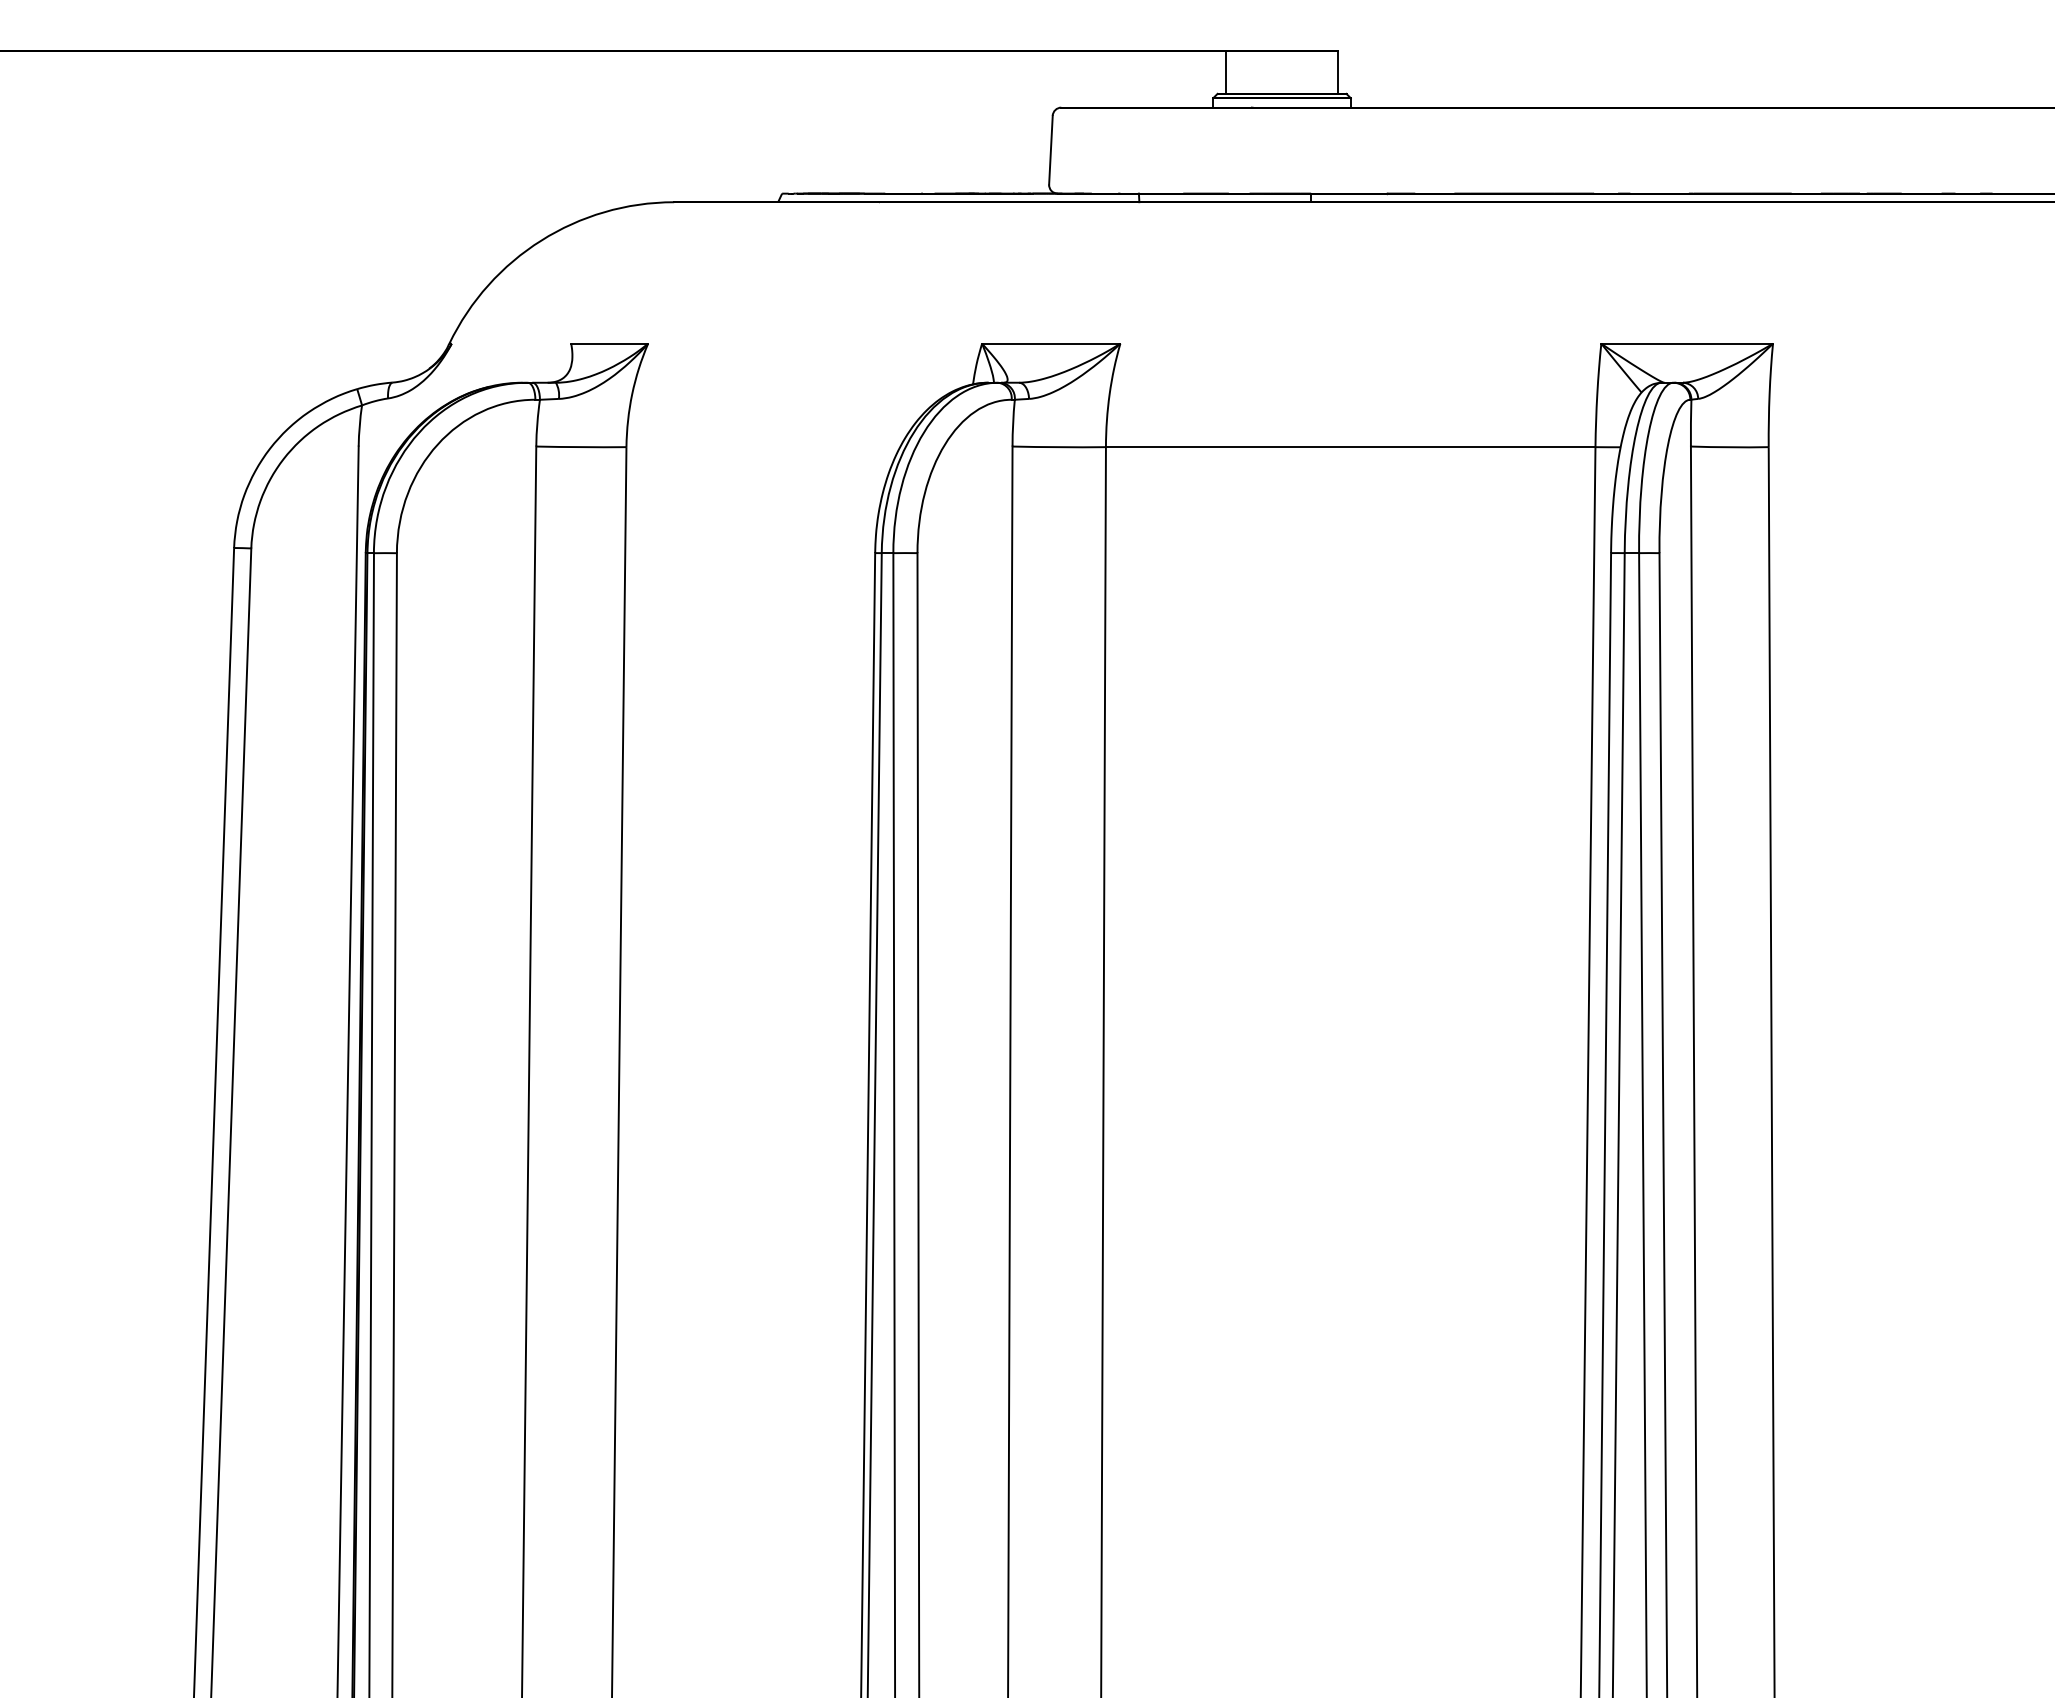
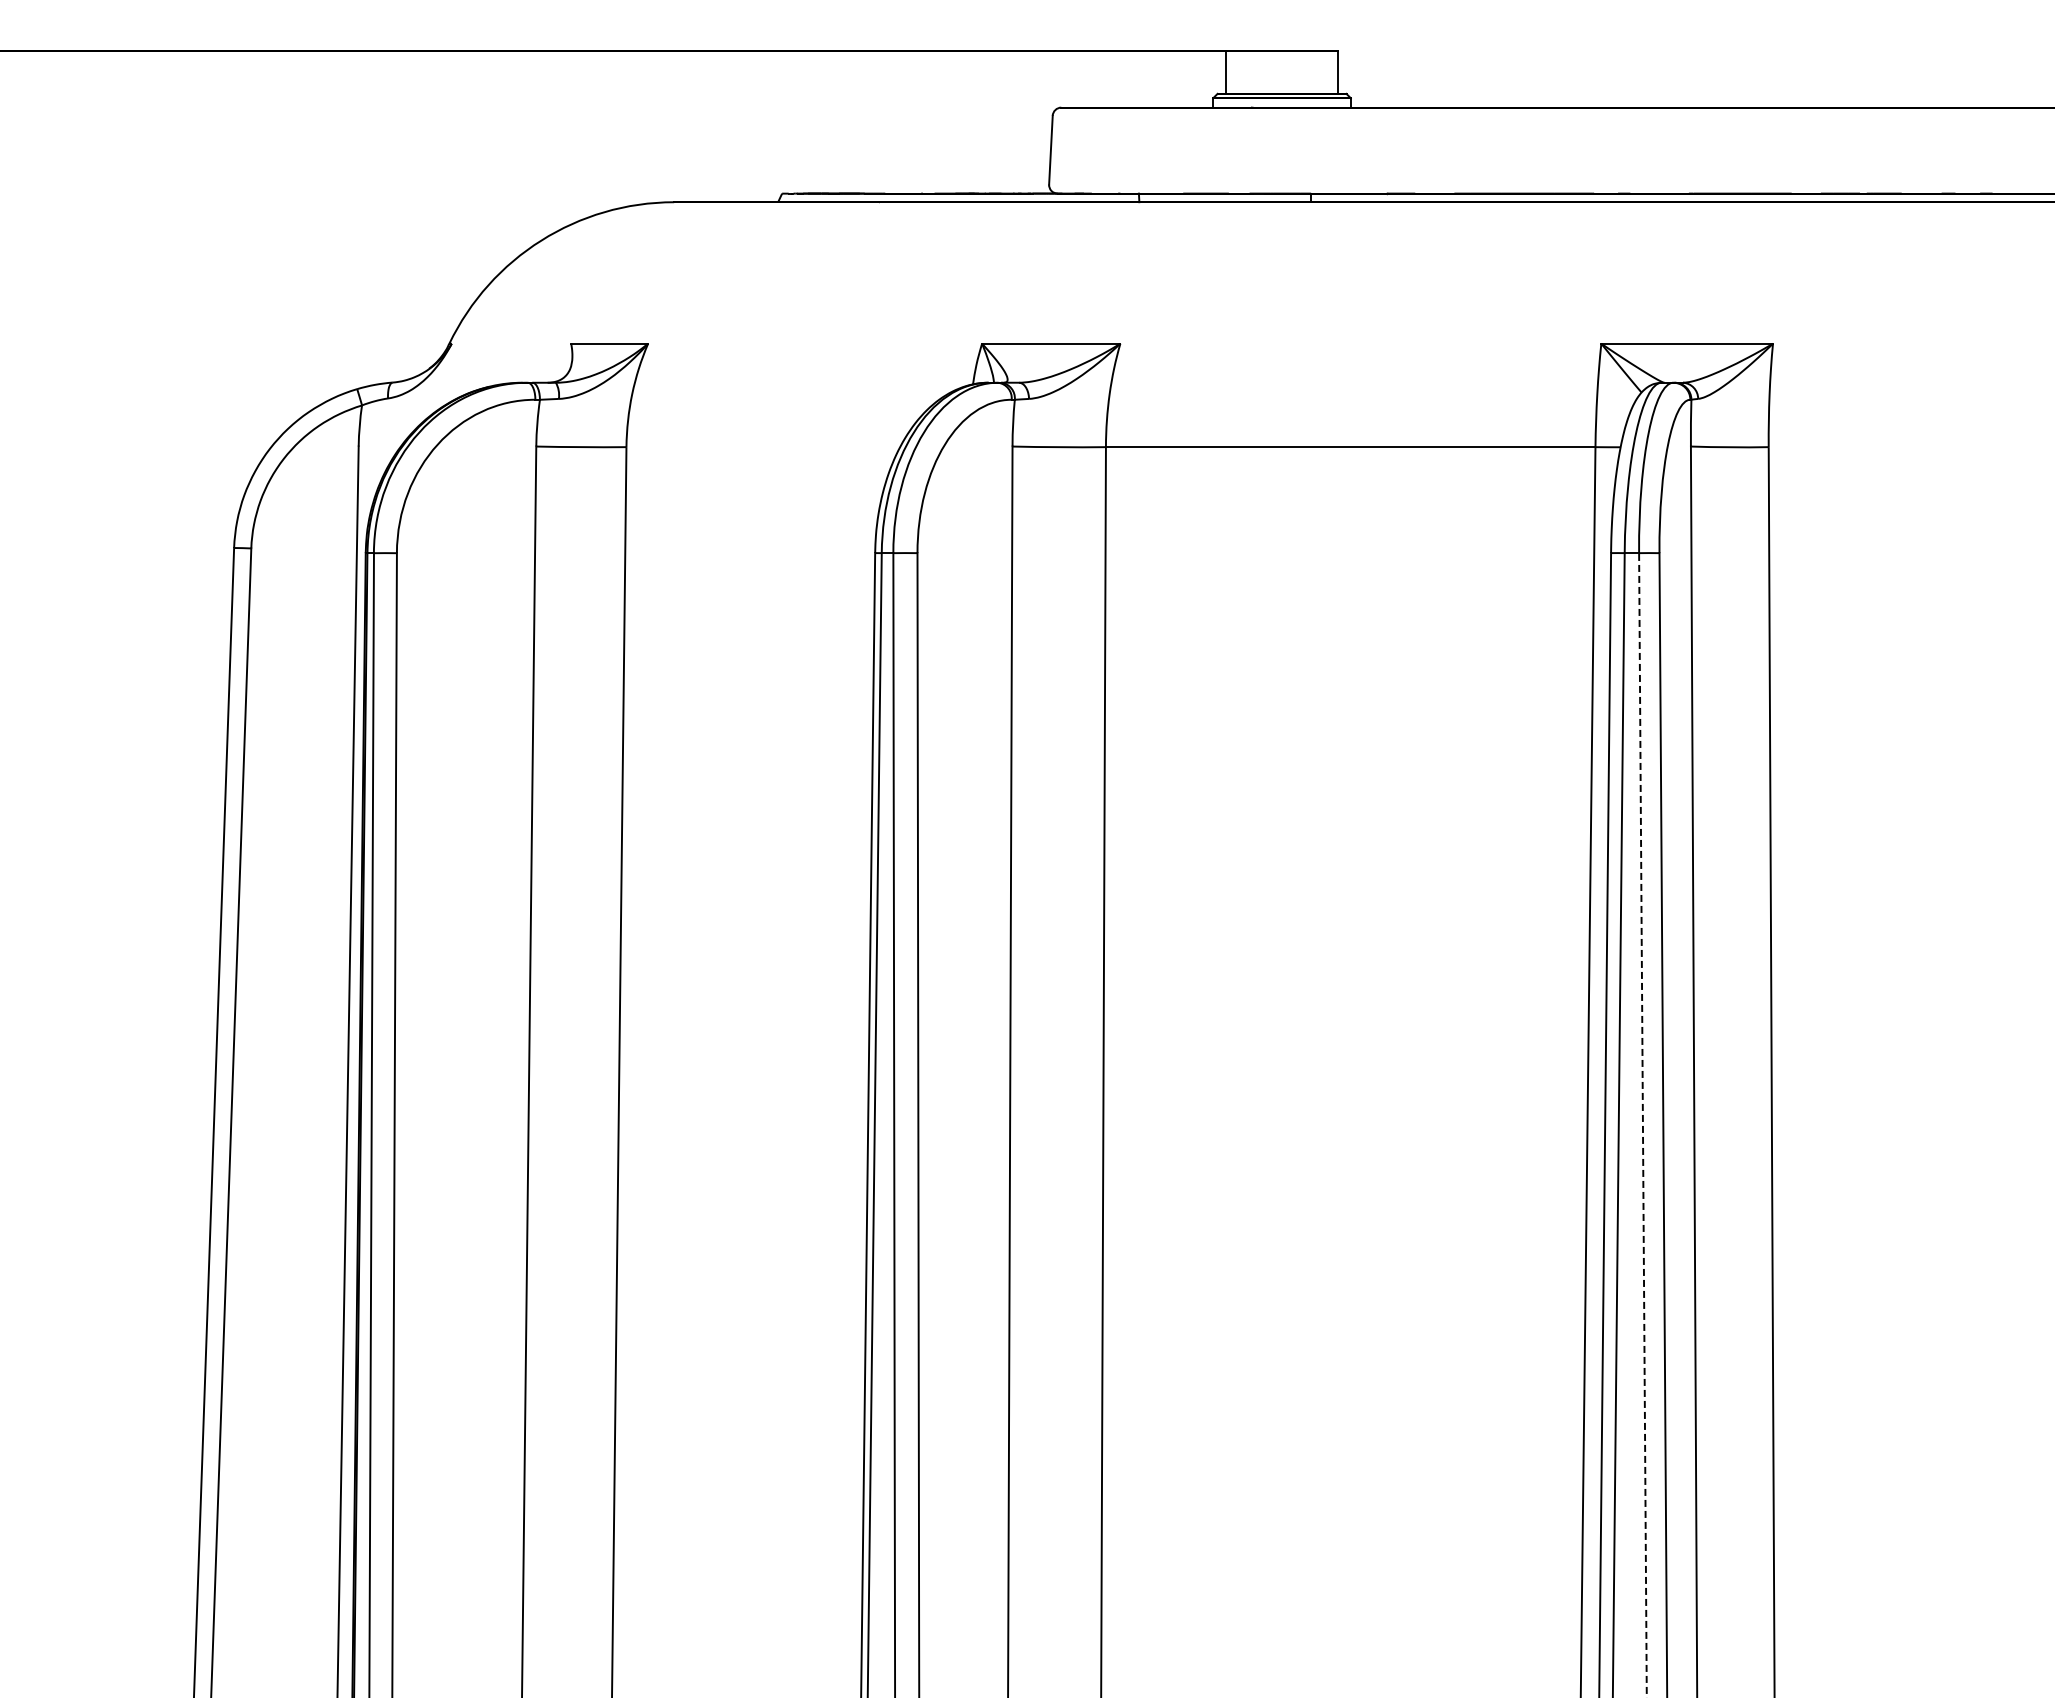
line: solid -> dashed (1642, 1125)
